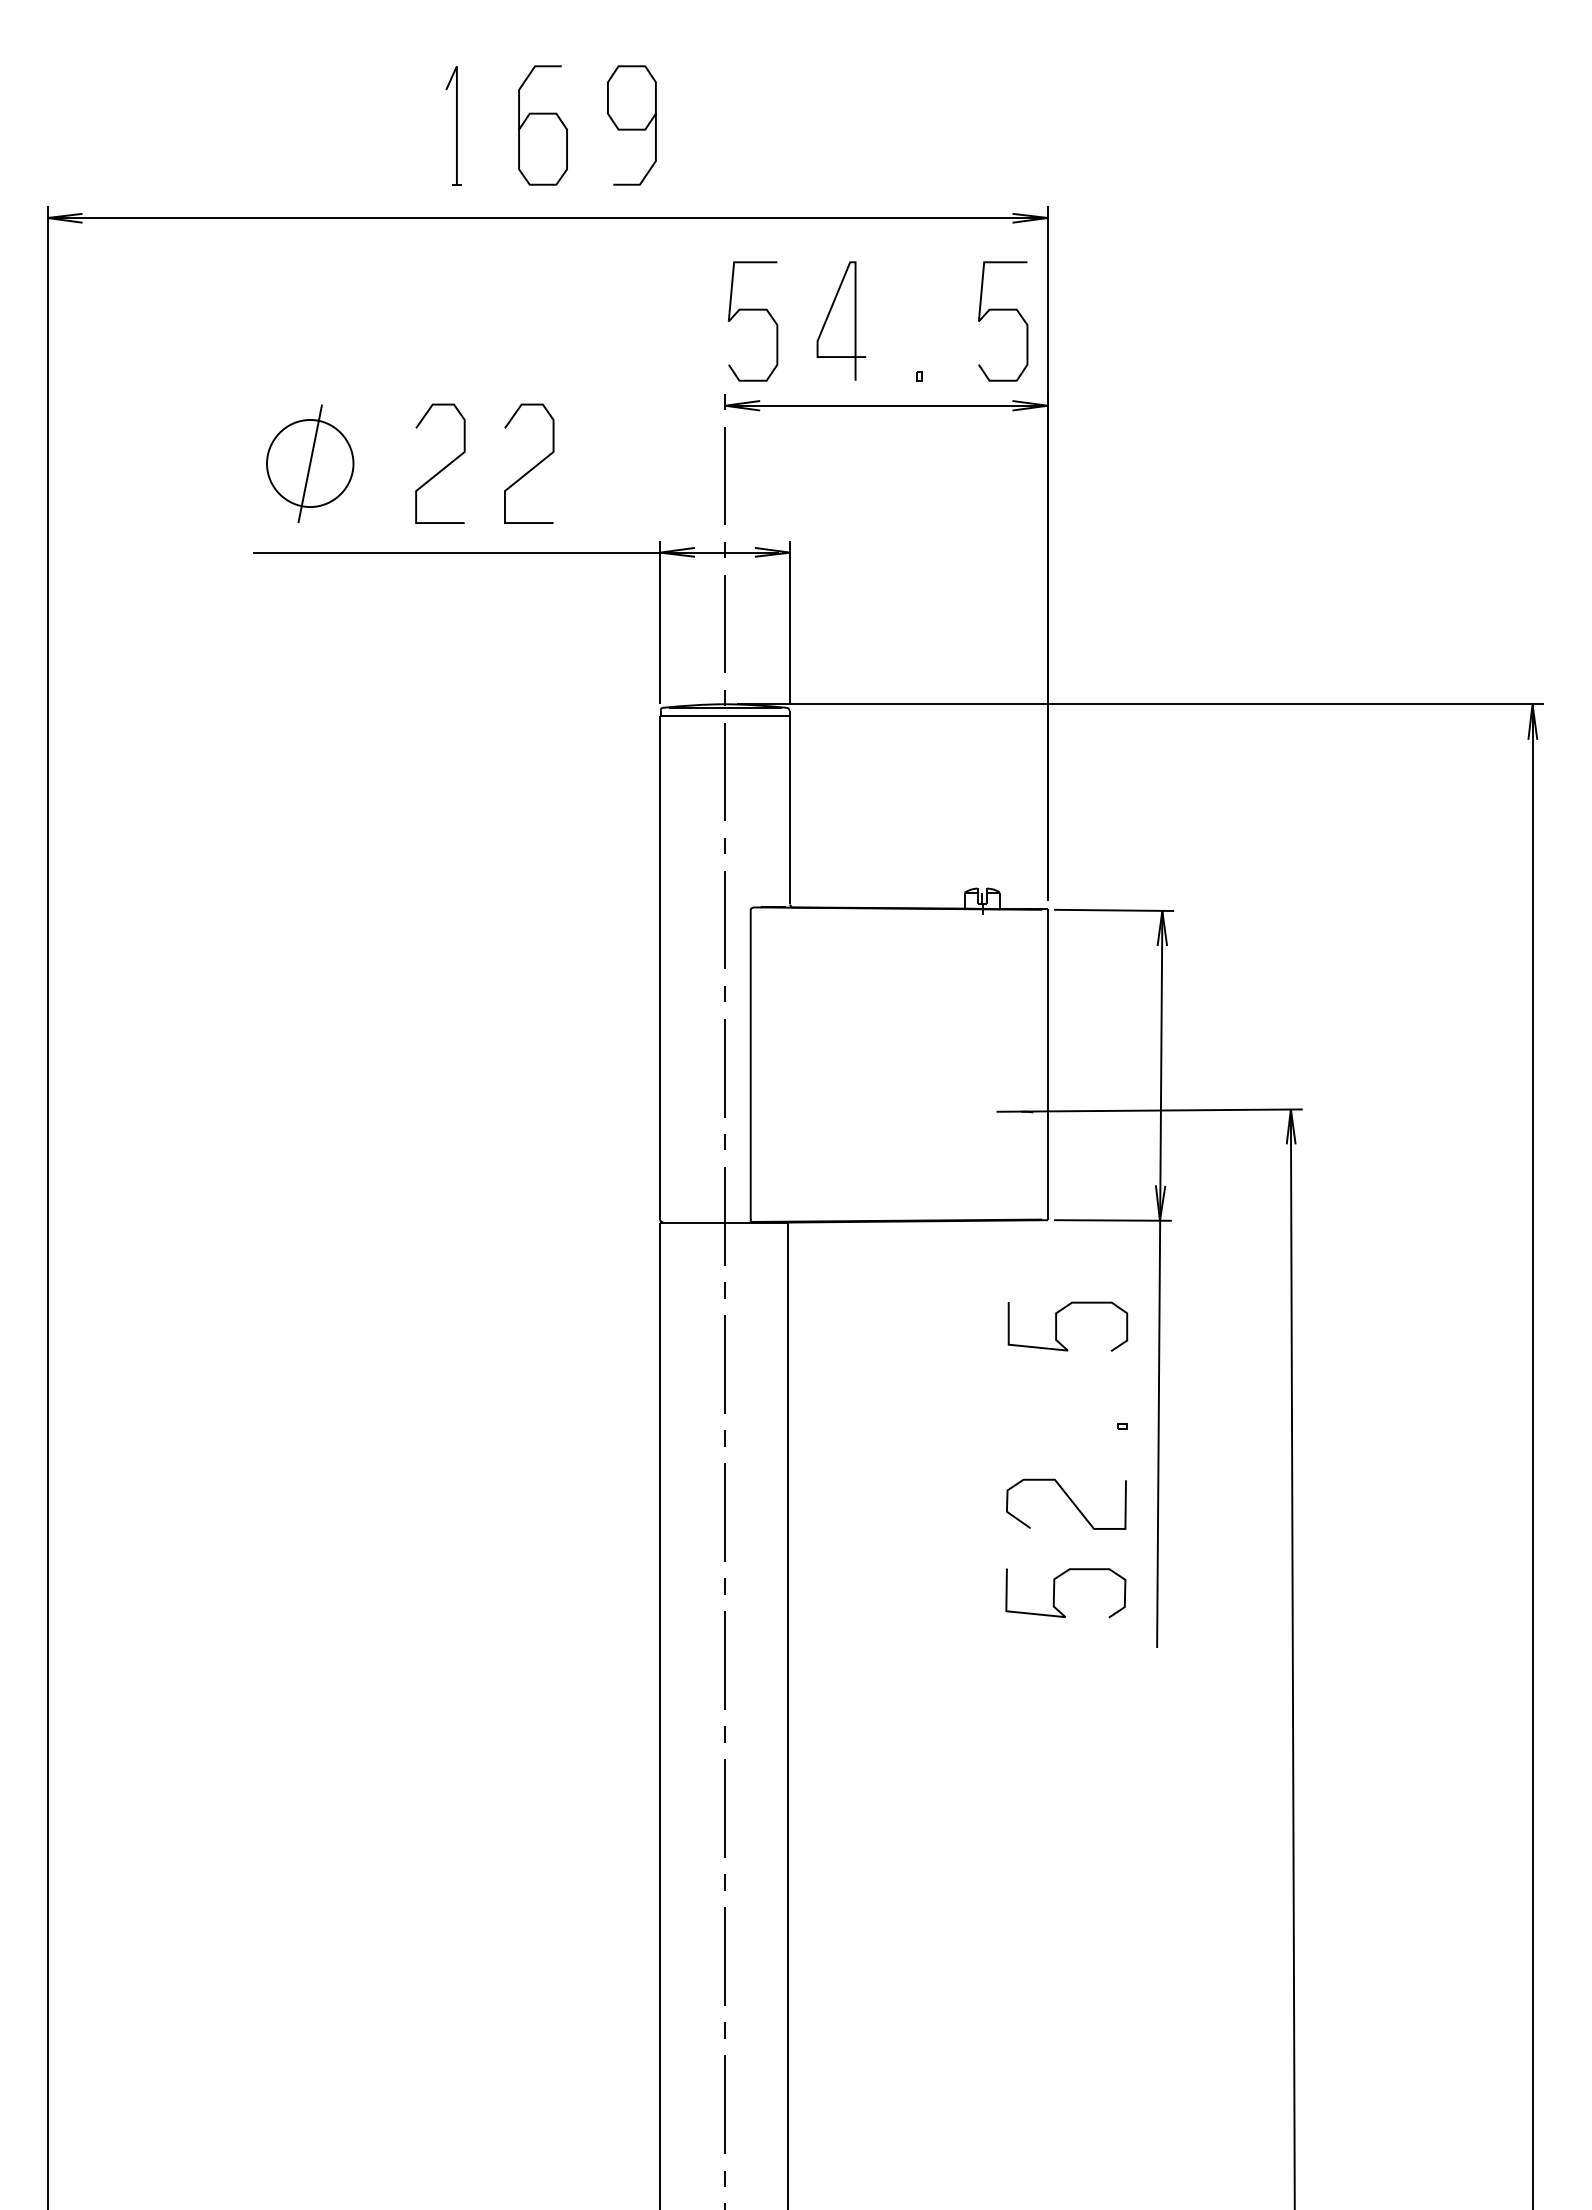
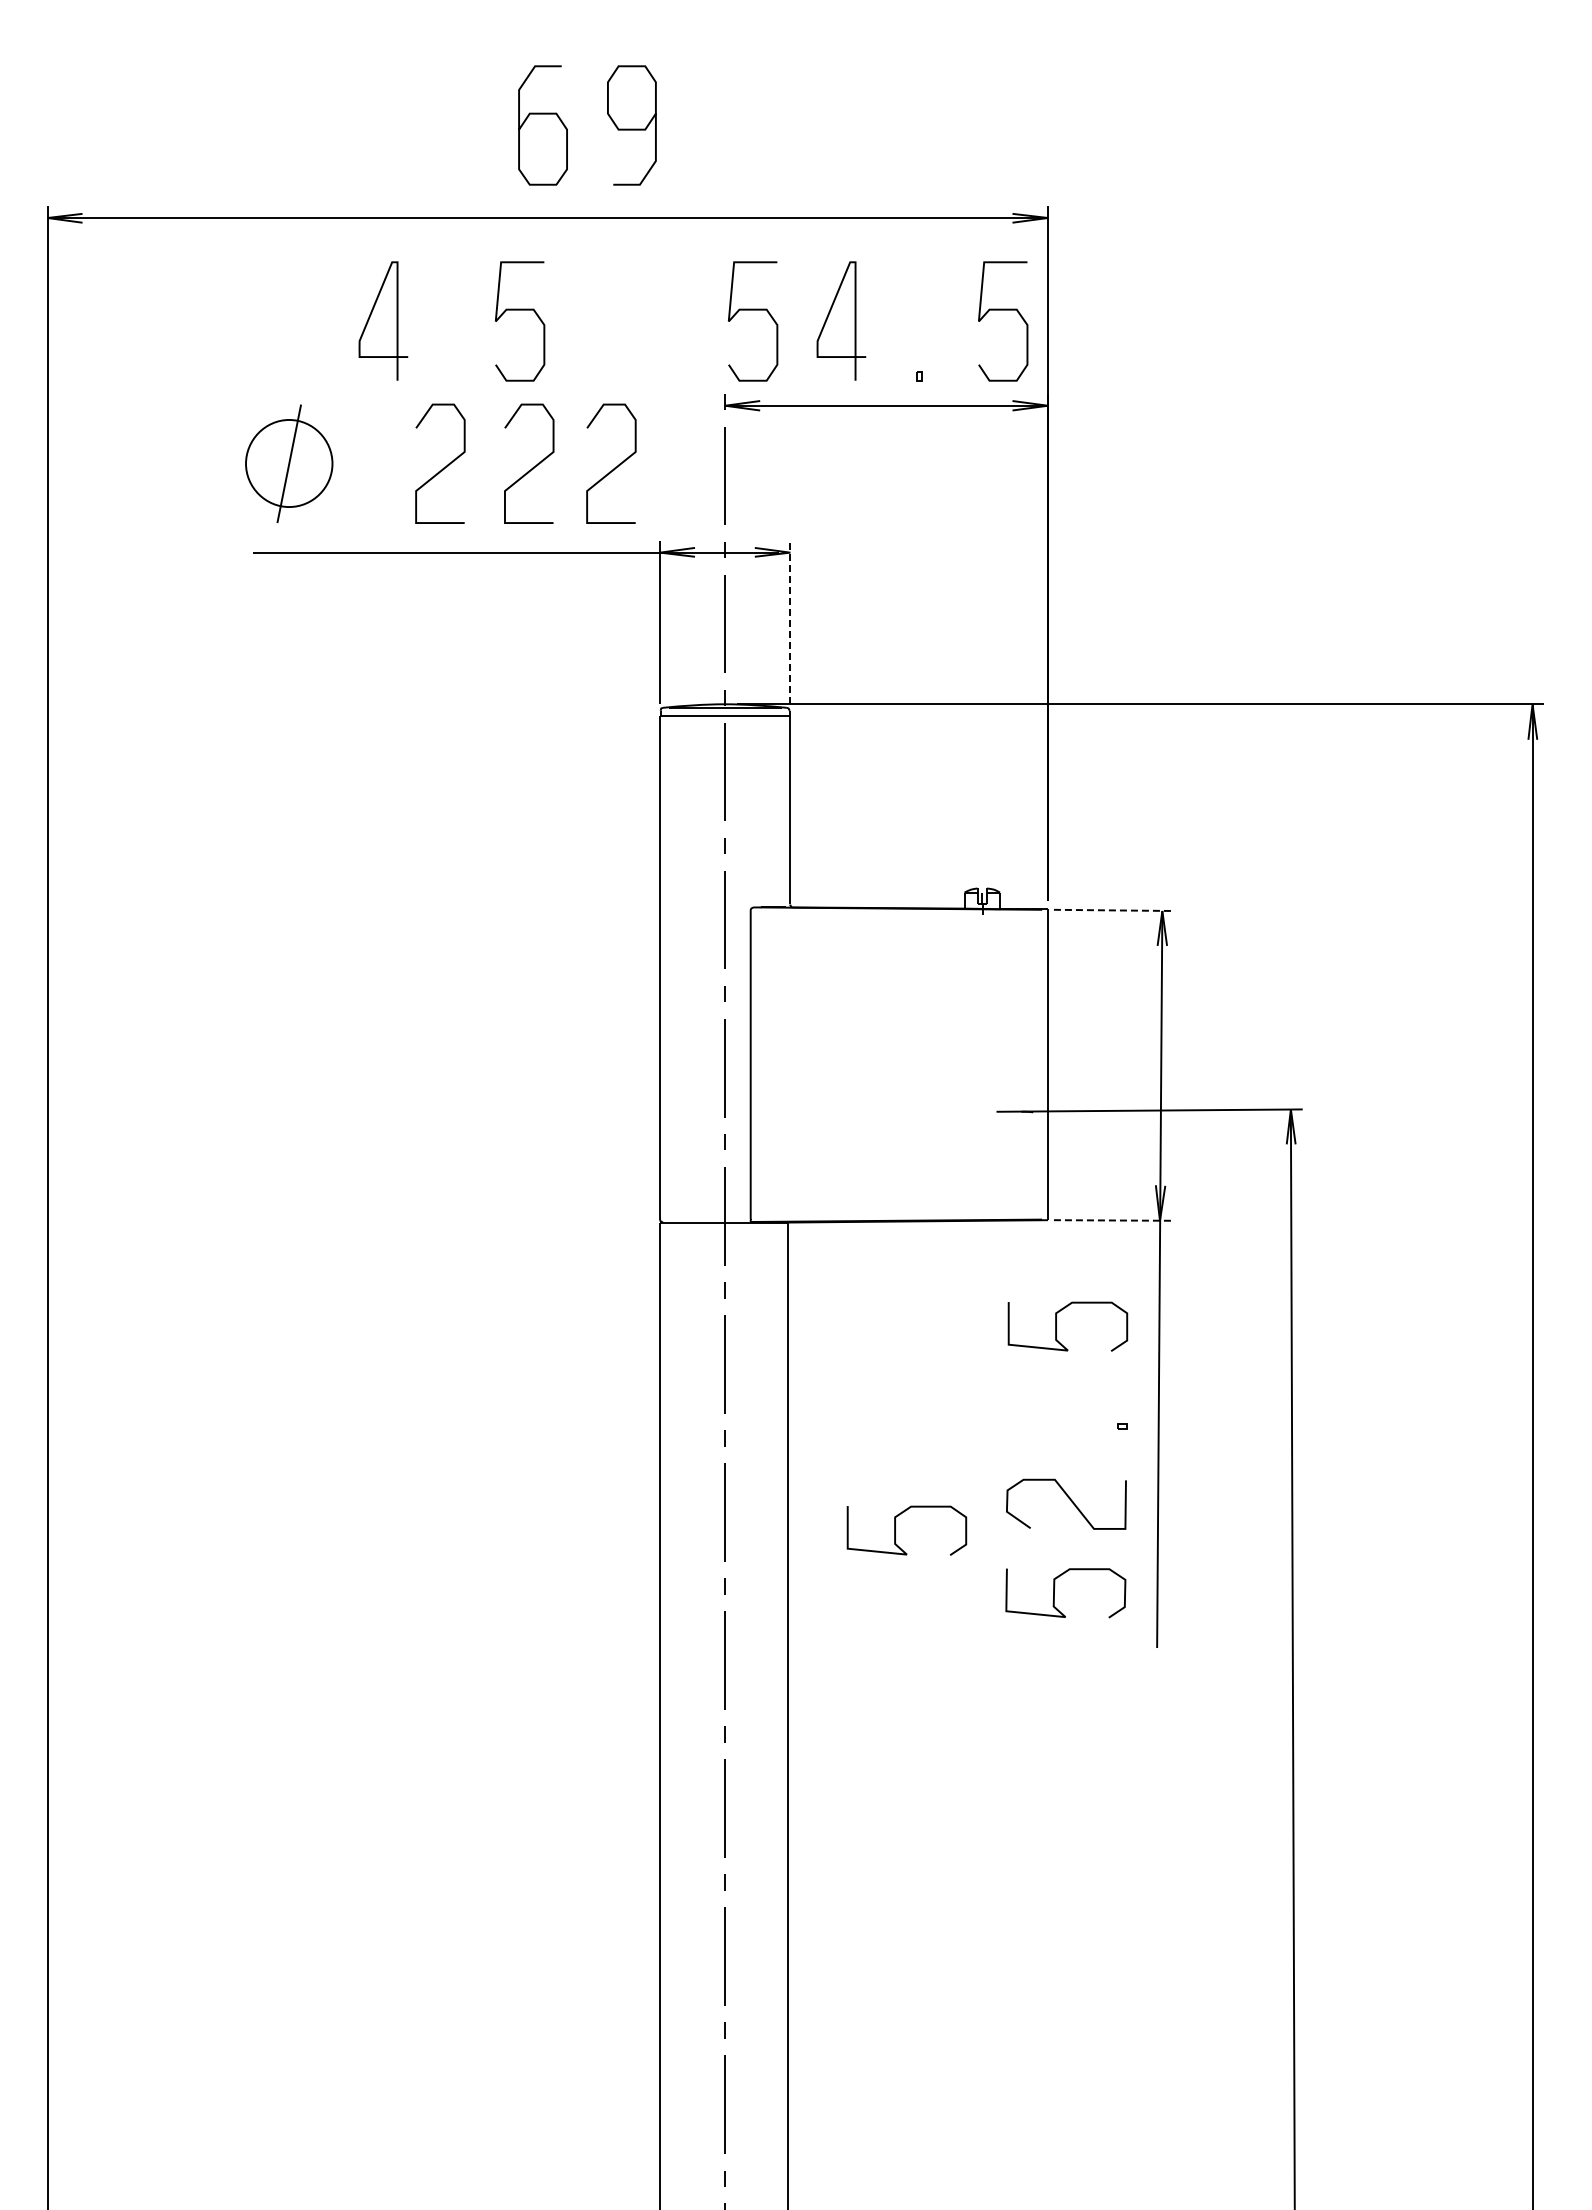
part: present -> none (453, 125)
curve: none -> present (520, 310)
curve: none -> present (371, 315)
part position: (310, 463) -> (289, 463) (289, 463)
curve: none -> present (614, 467)
line: solid -> dashed (790, 621)
line: solid -> dashed (1114, 910)
line: solid -> dashed (1112, 1220)
curve: none -> present (895, 1530)
